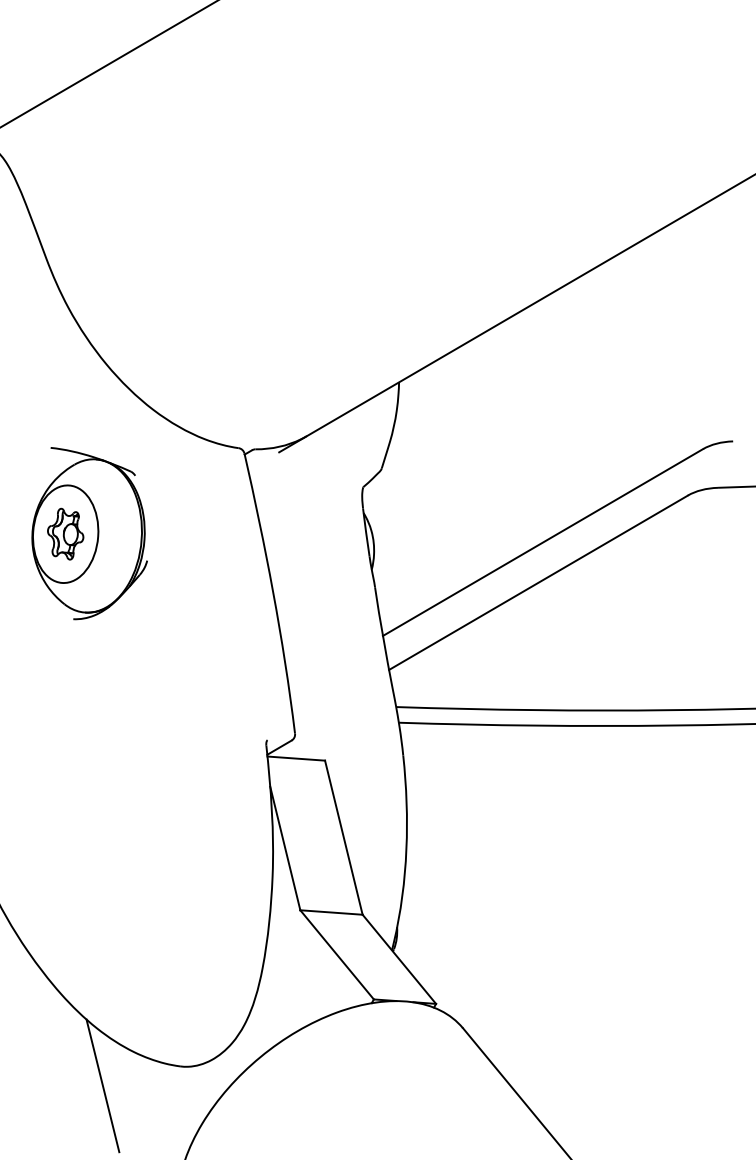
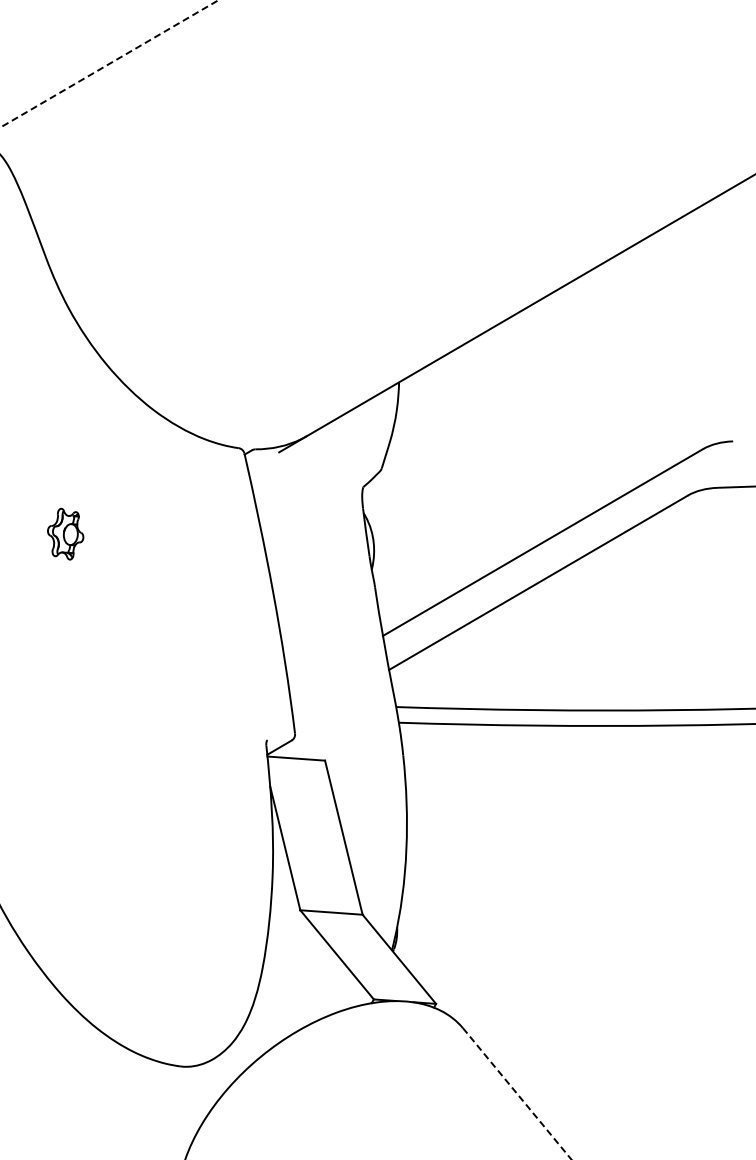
line: solid -> dashed (109, 63)
part: present -> none (89, 533)
line: present -> none (102, 1085)
line: solid -> dashed (517, 1094)
